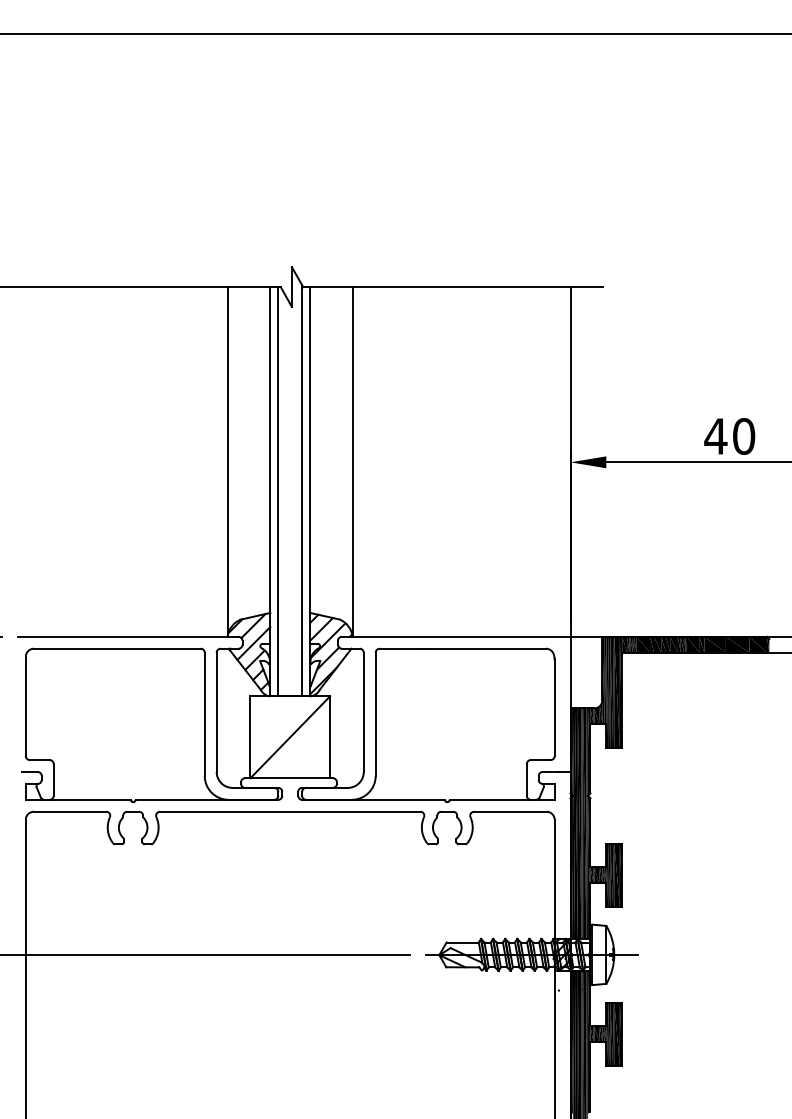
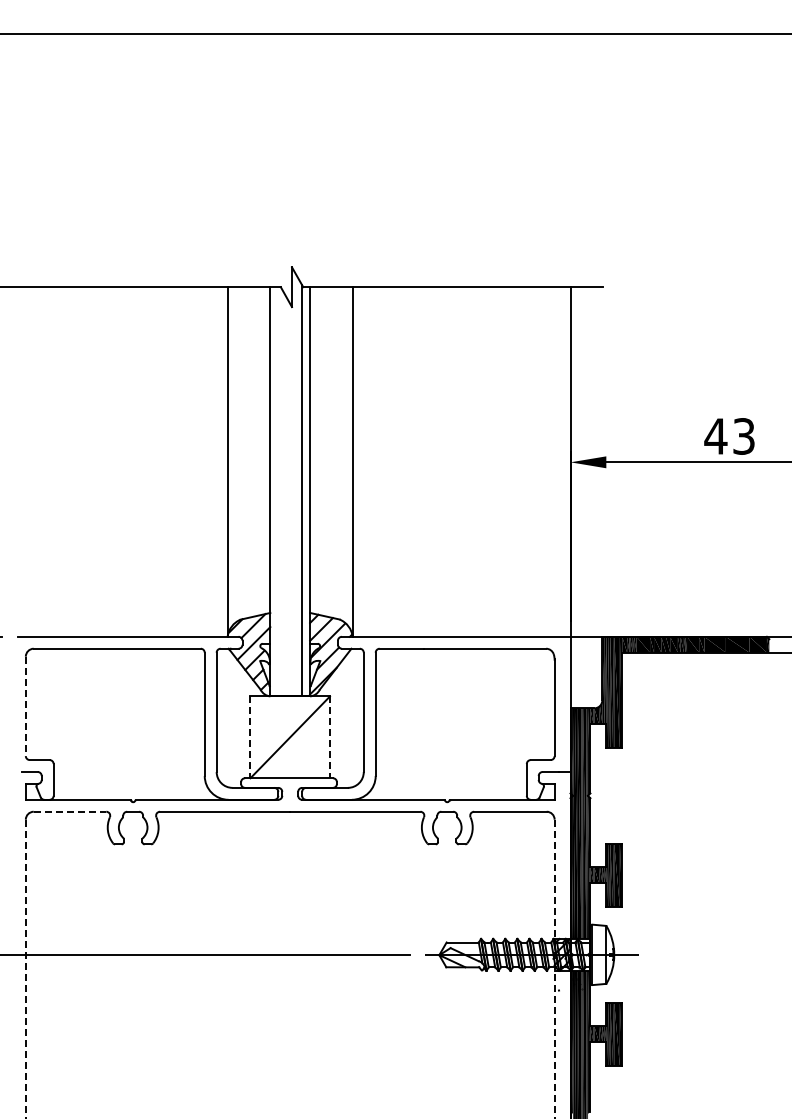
text: 40 -> 43 (744, 436)
line: present -> none (278, 491)
line: solid -> dashed (25, 706)
line: solid -> dashed (250, 737)
line: solid -> dashed (330, 737)
line: solid -> dashed (70, 811)
line: solid -> dashed (25, 969)
line: solid -> dashed (554, 969)
